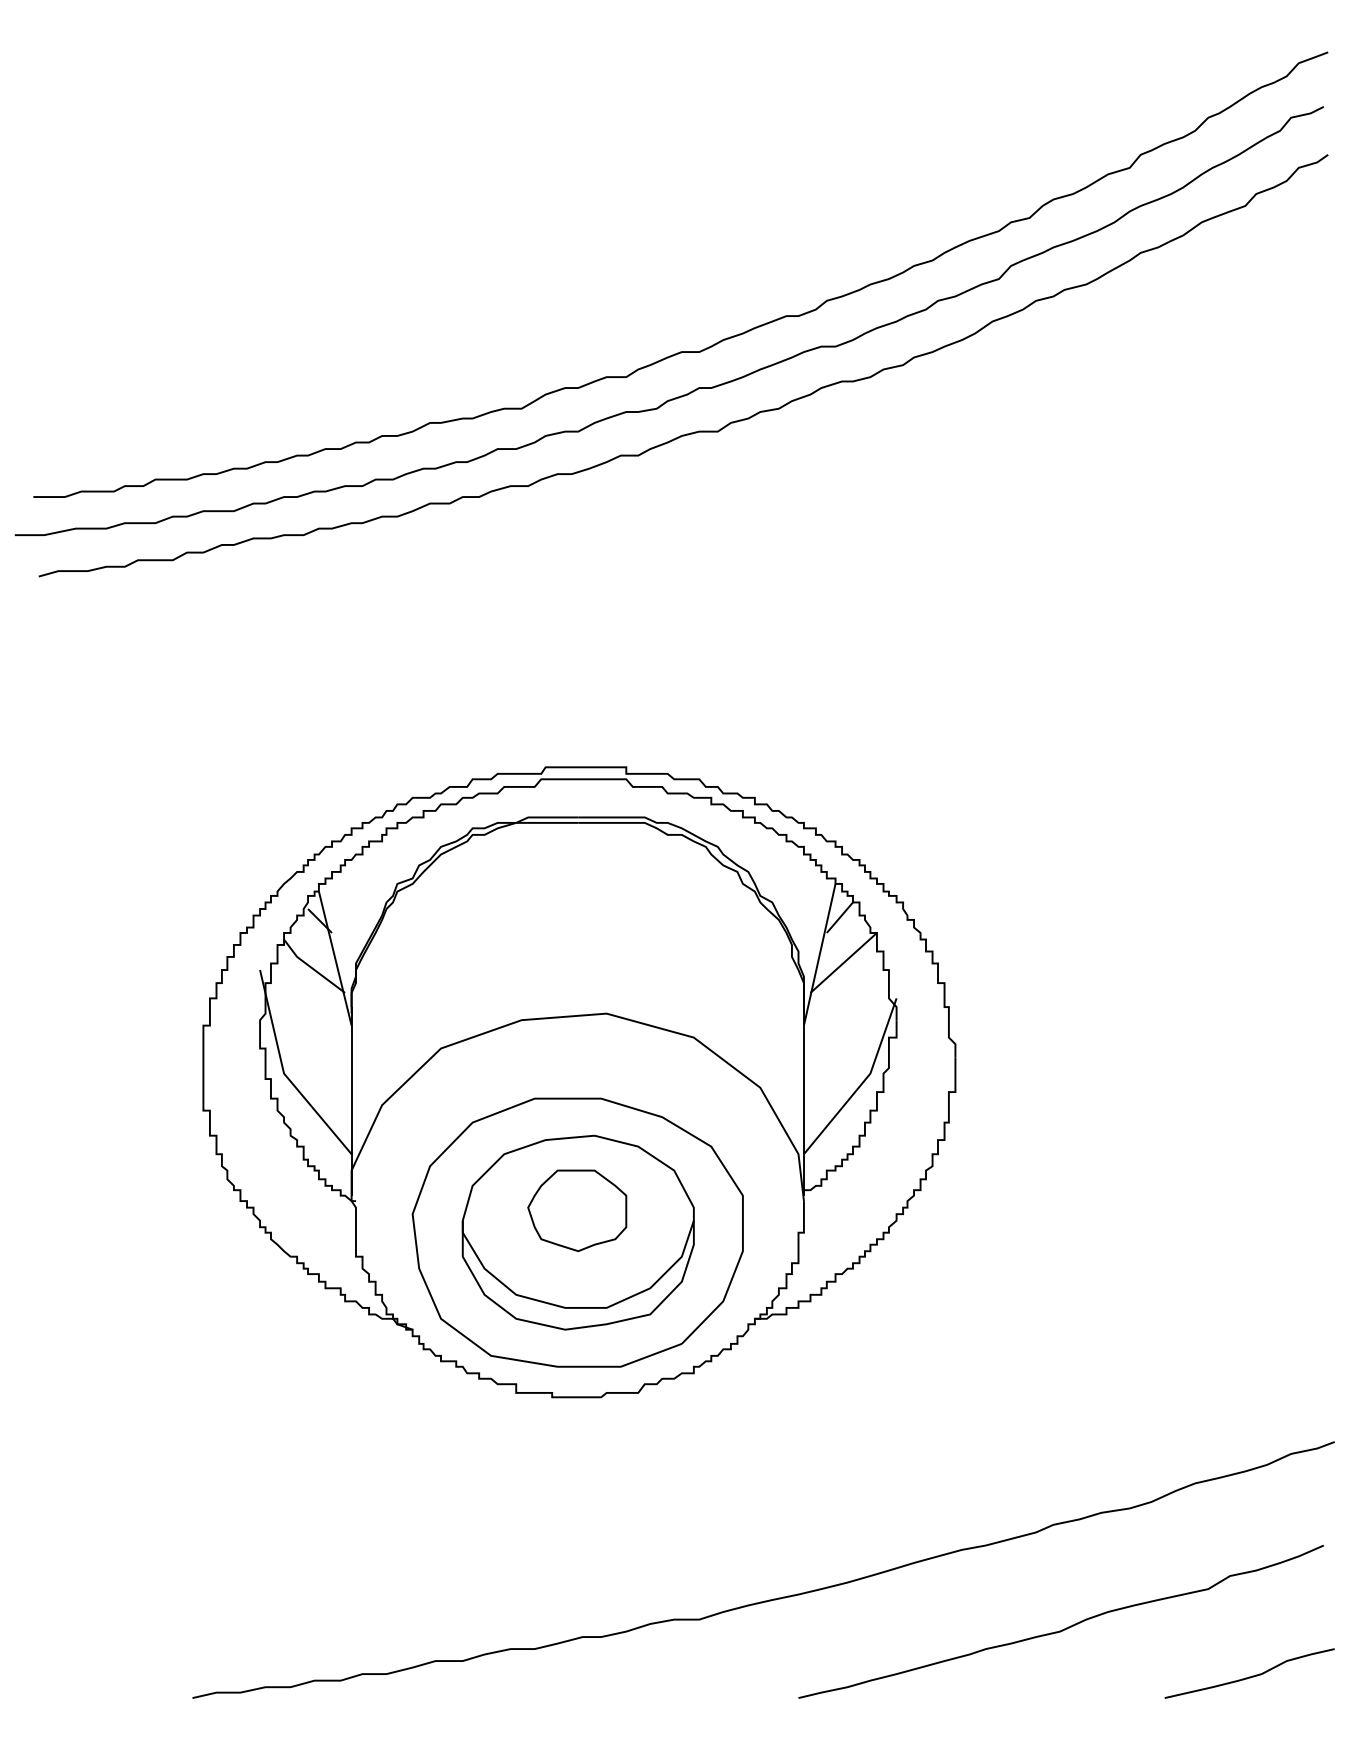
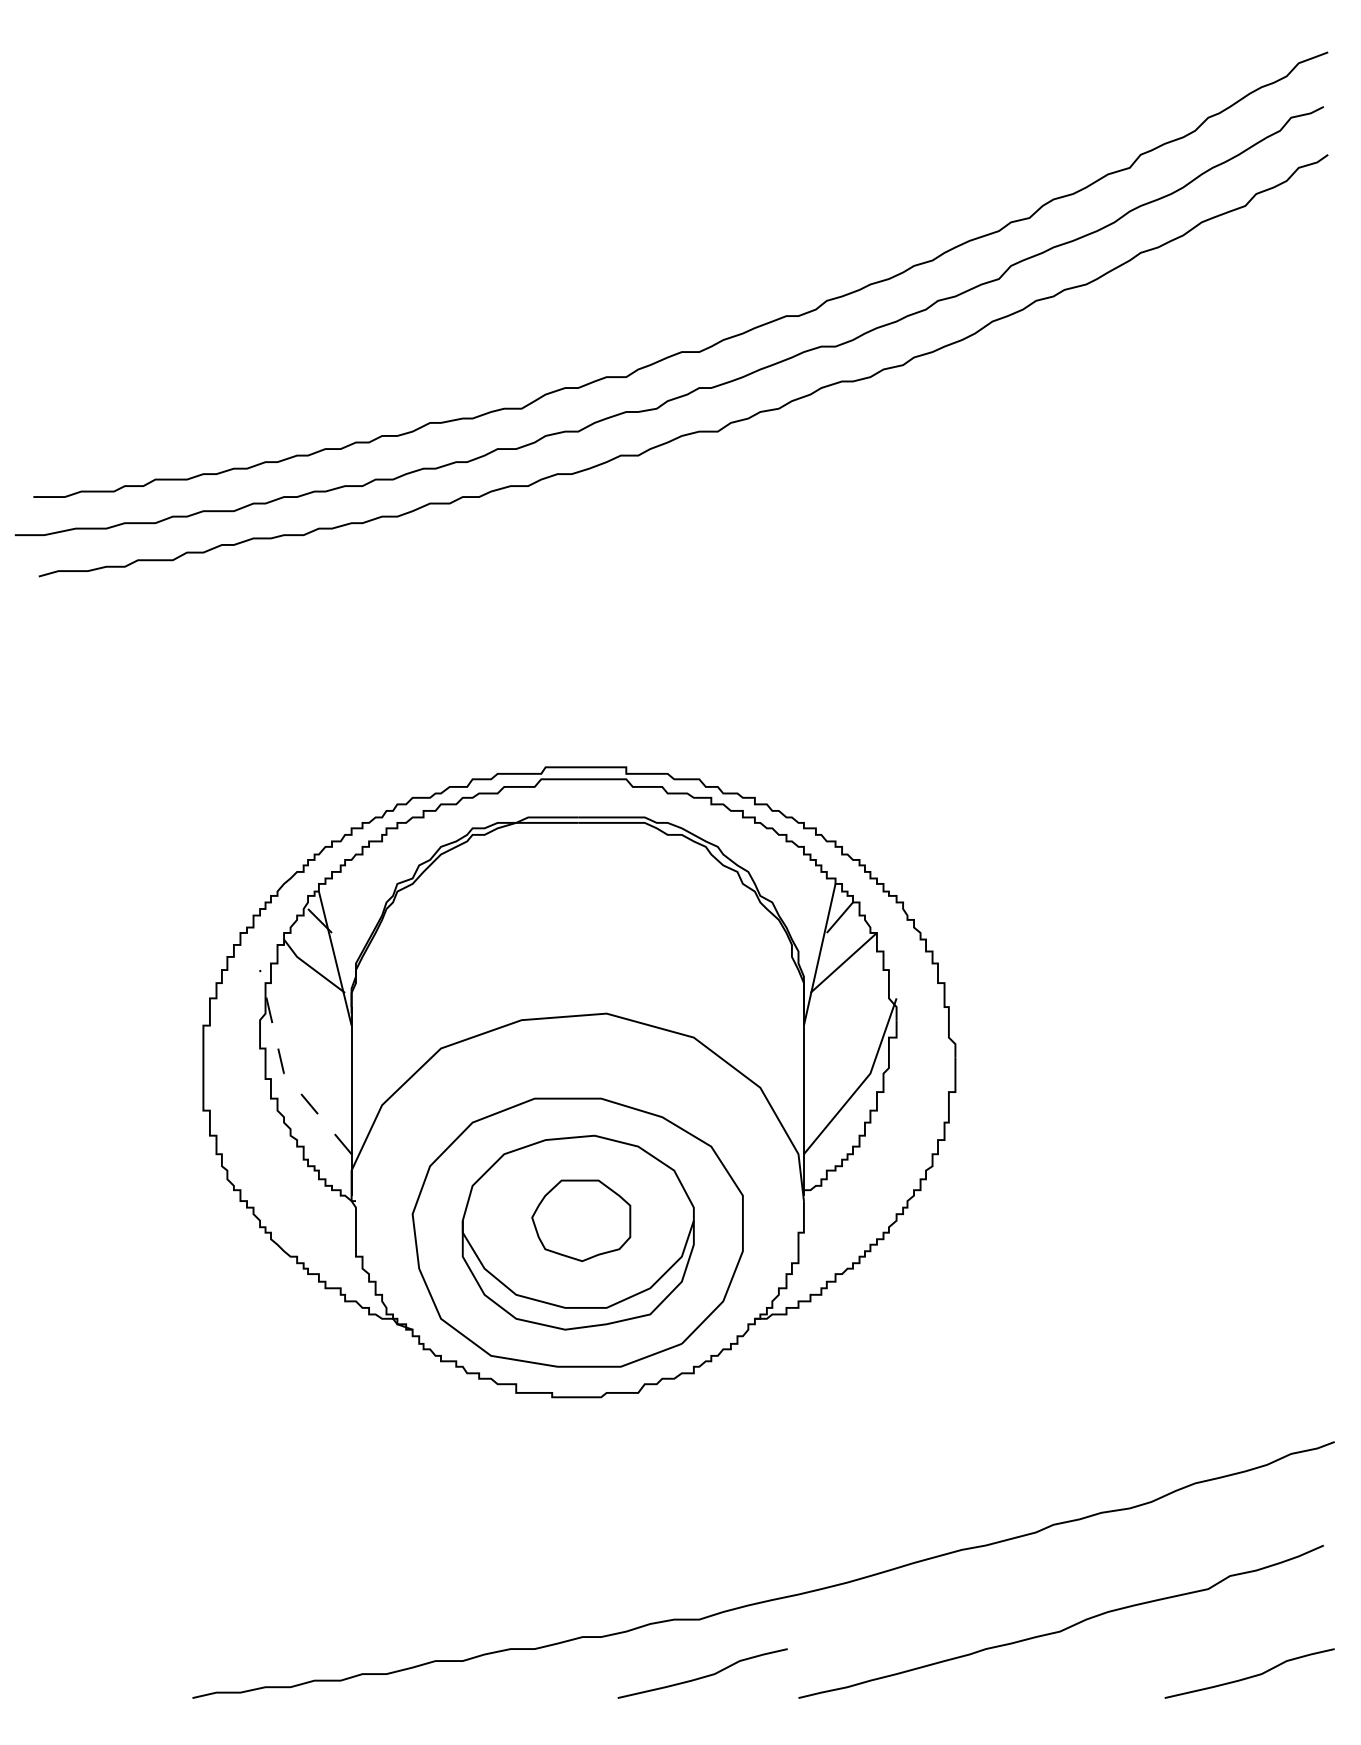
line: solid -> dashed (284, 1073)
part position: (577, 1210) -> (581, 1220) (581, 1220)
curve: none -> present (702, 1676)
